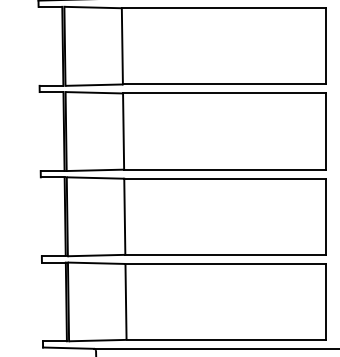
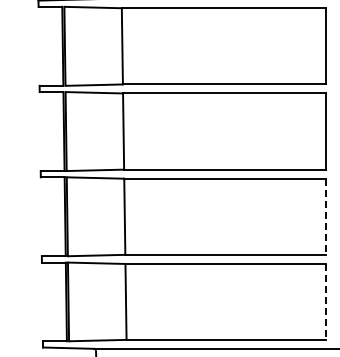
line: solid -> dashed (325, 217)
line: solid -> dashed (325, 301)
